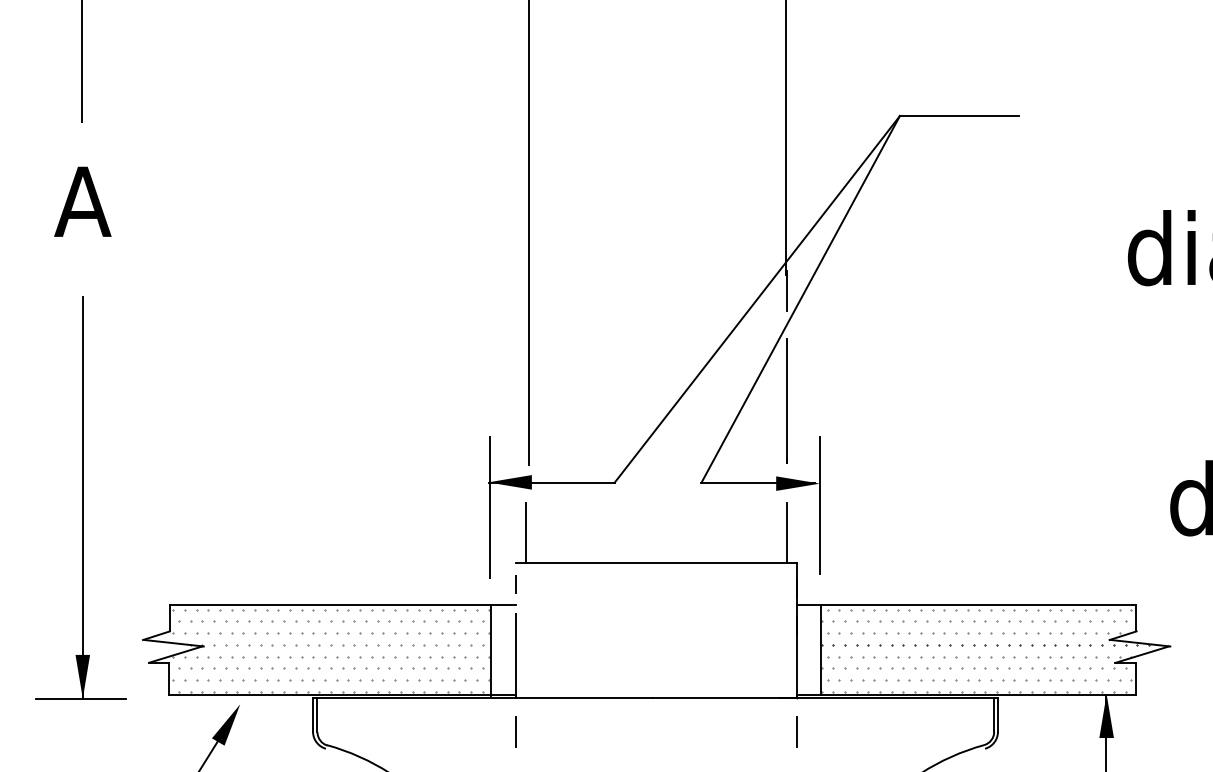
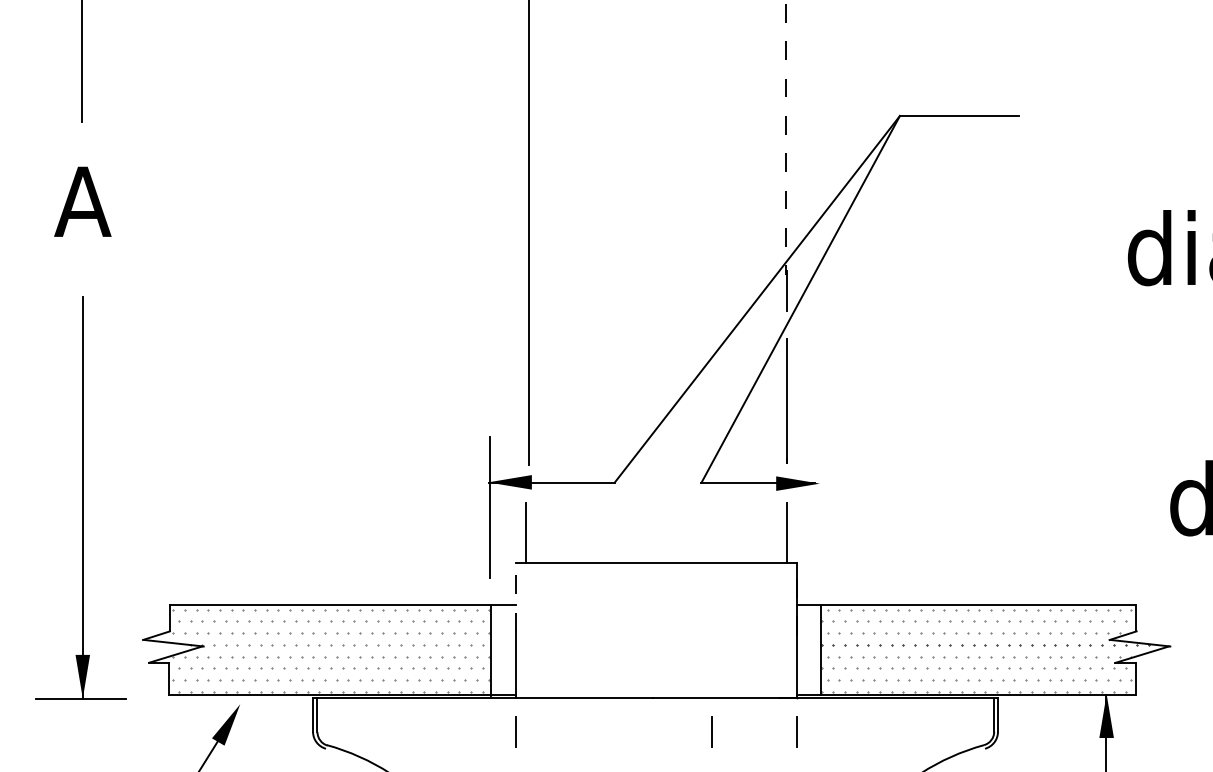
line: solid -> dashed (785, 138)
line: present -> none (819, 505)
line: none -> present (711, 731)
